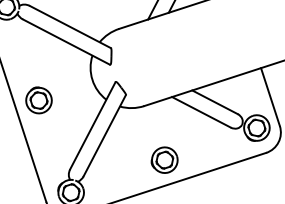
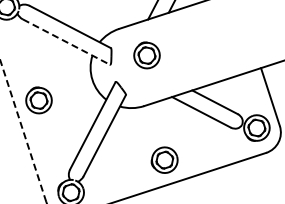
line: solid -> dashed (66, 42)
part: none -> present (146, 55)
line: solid -> dashed (23, 130)
